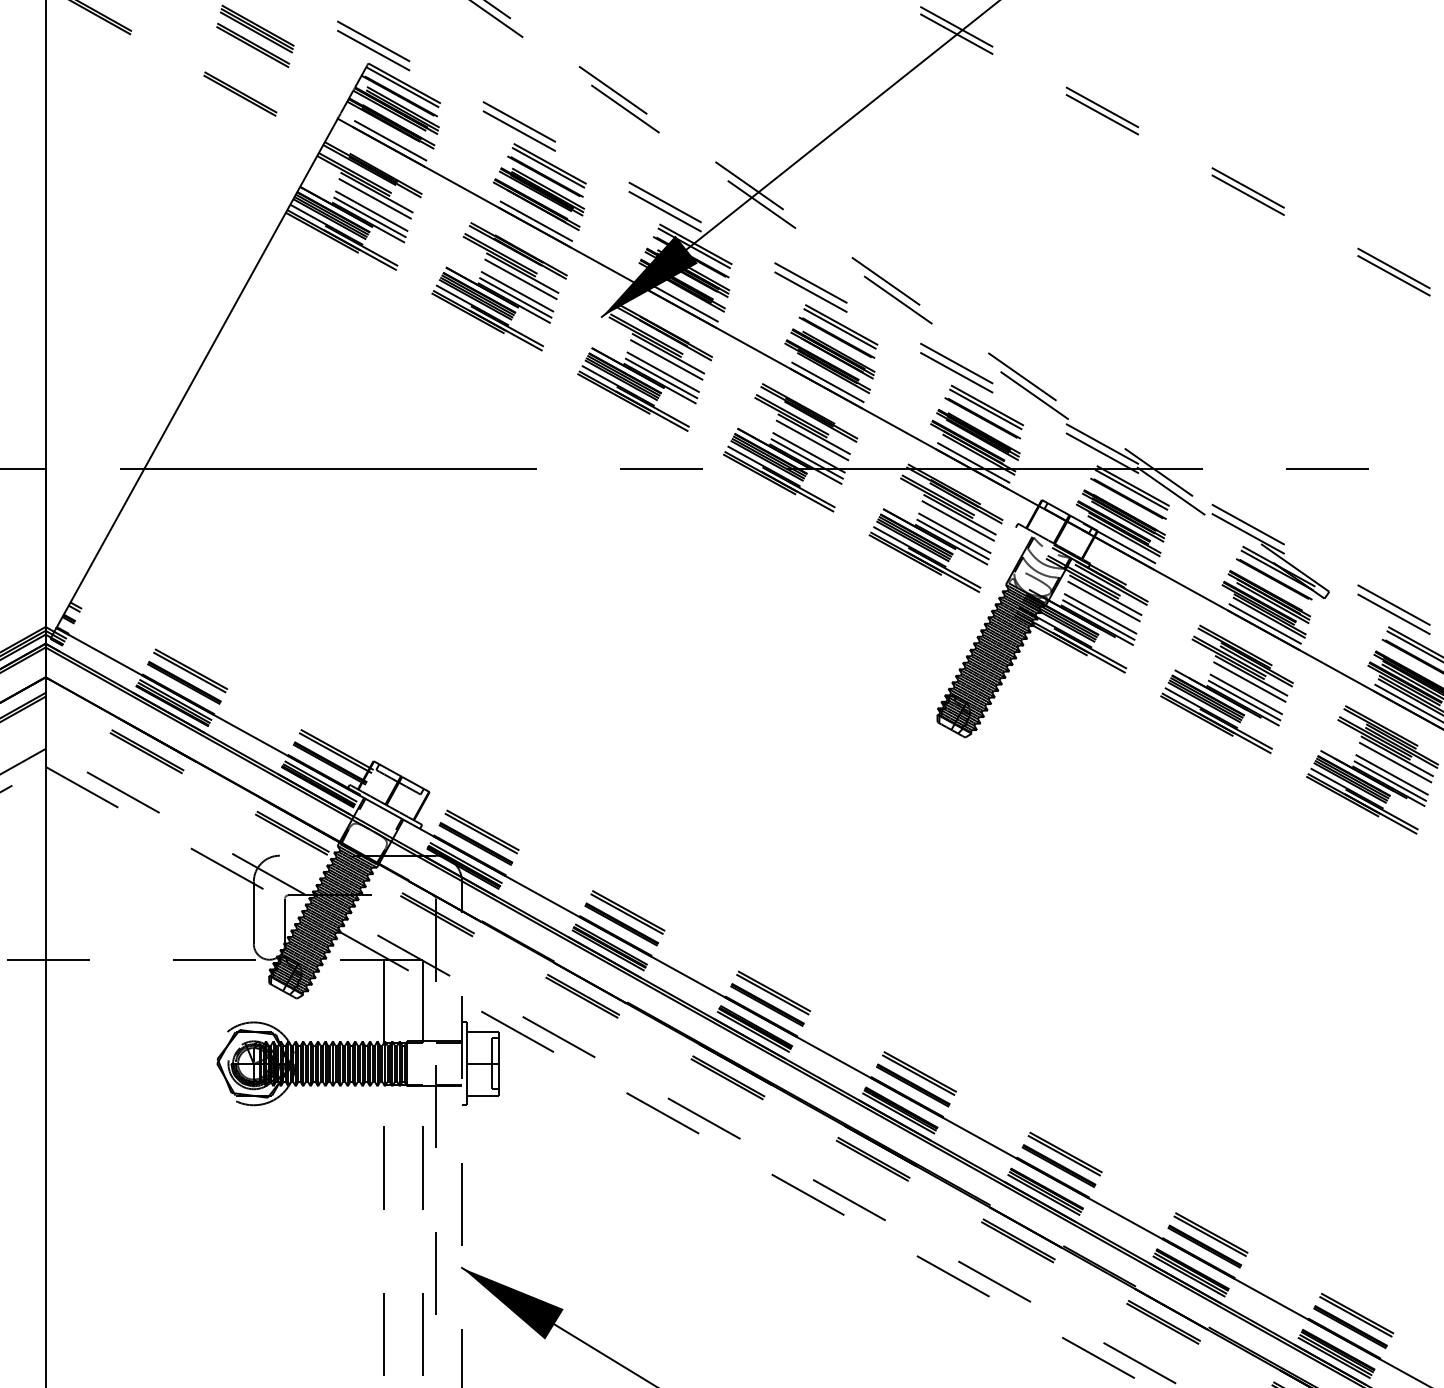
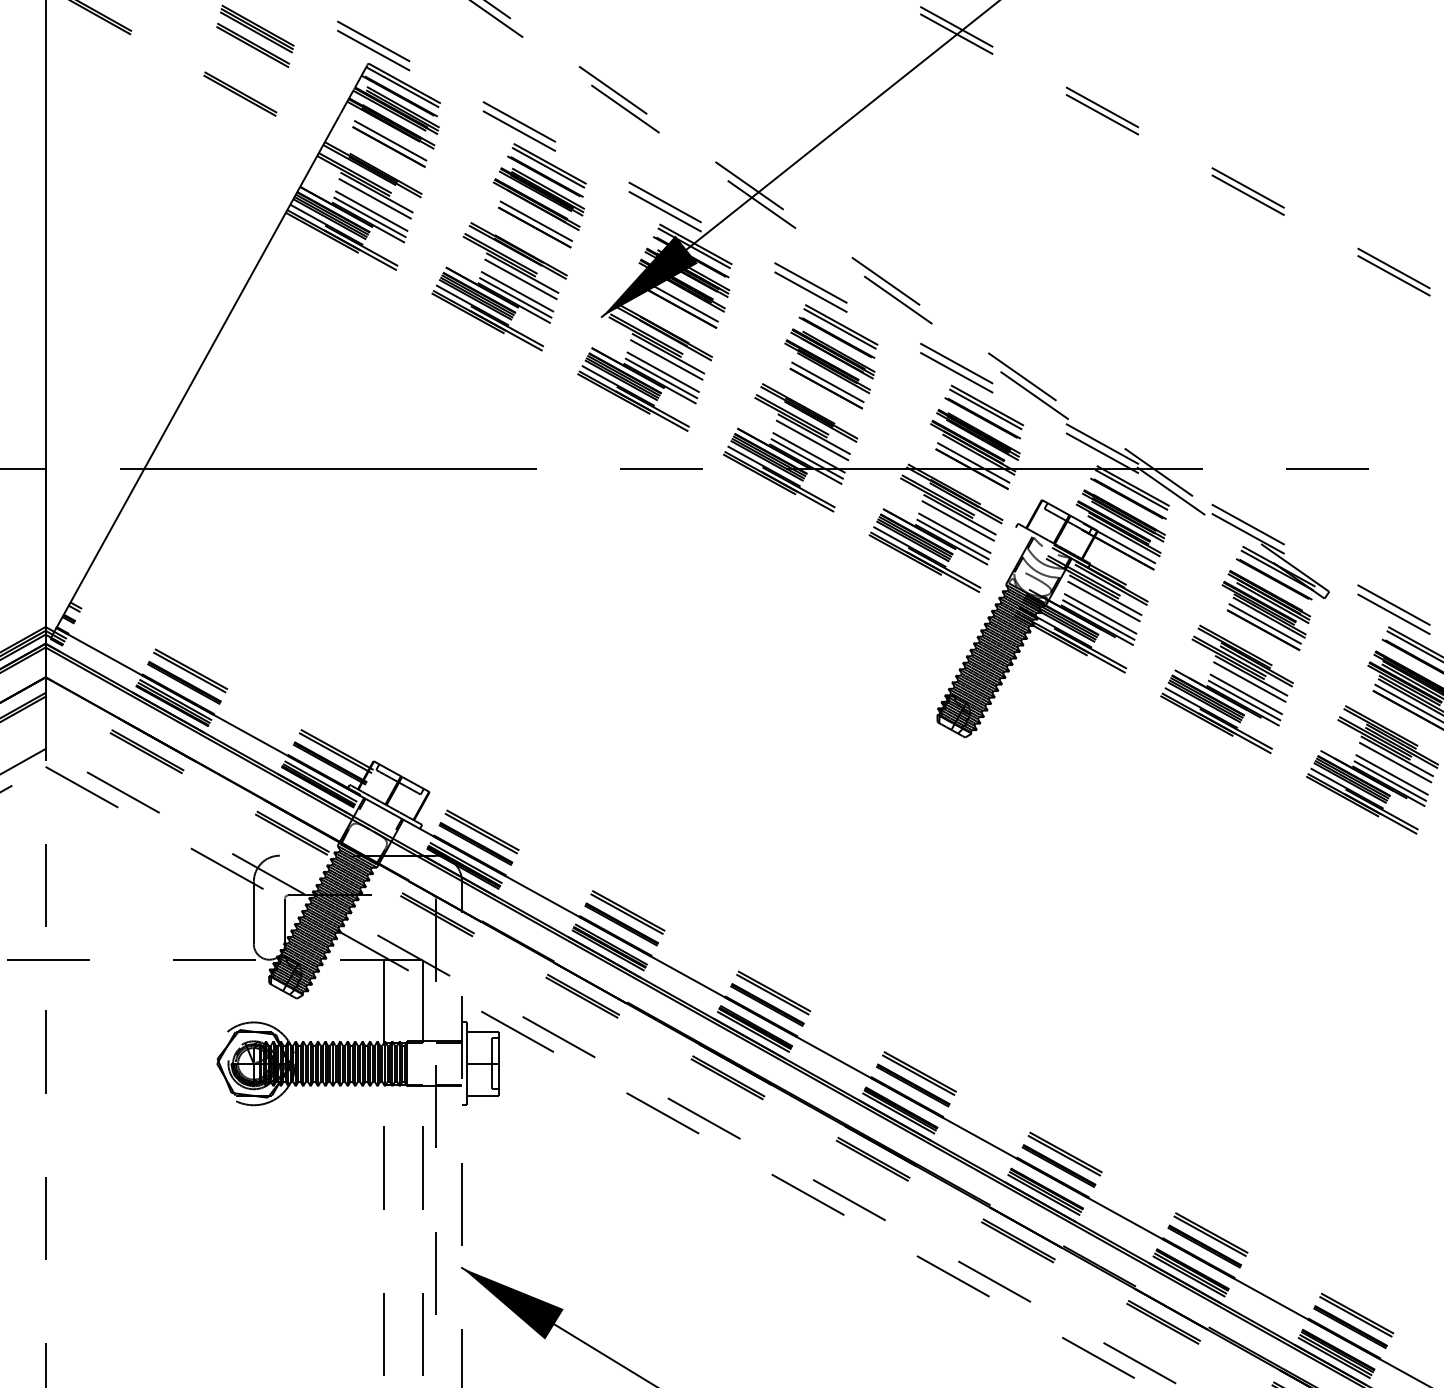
line: solid -> dashed (890, 423)
line: solid -> dashed (45, 1032)
